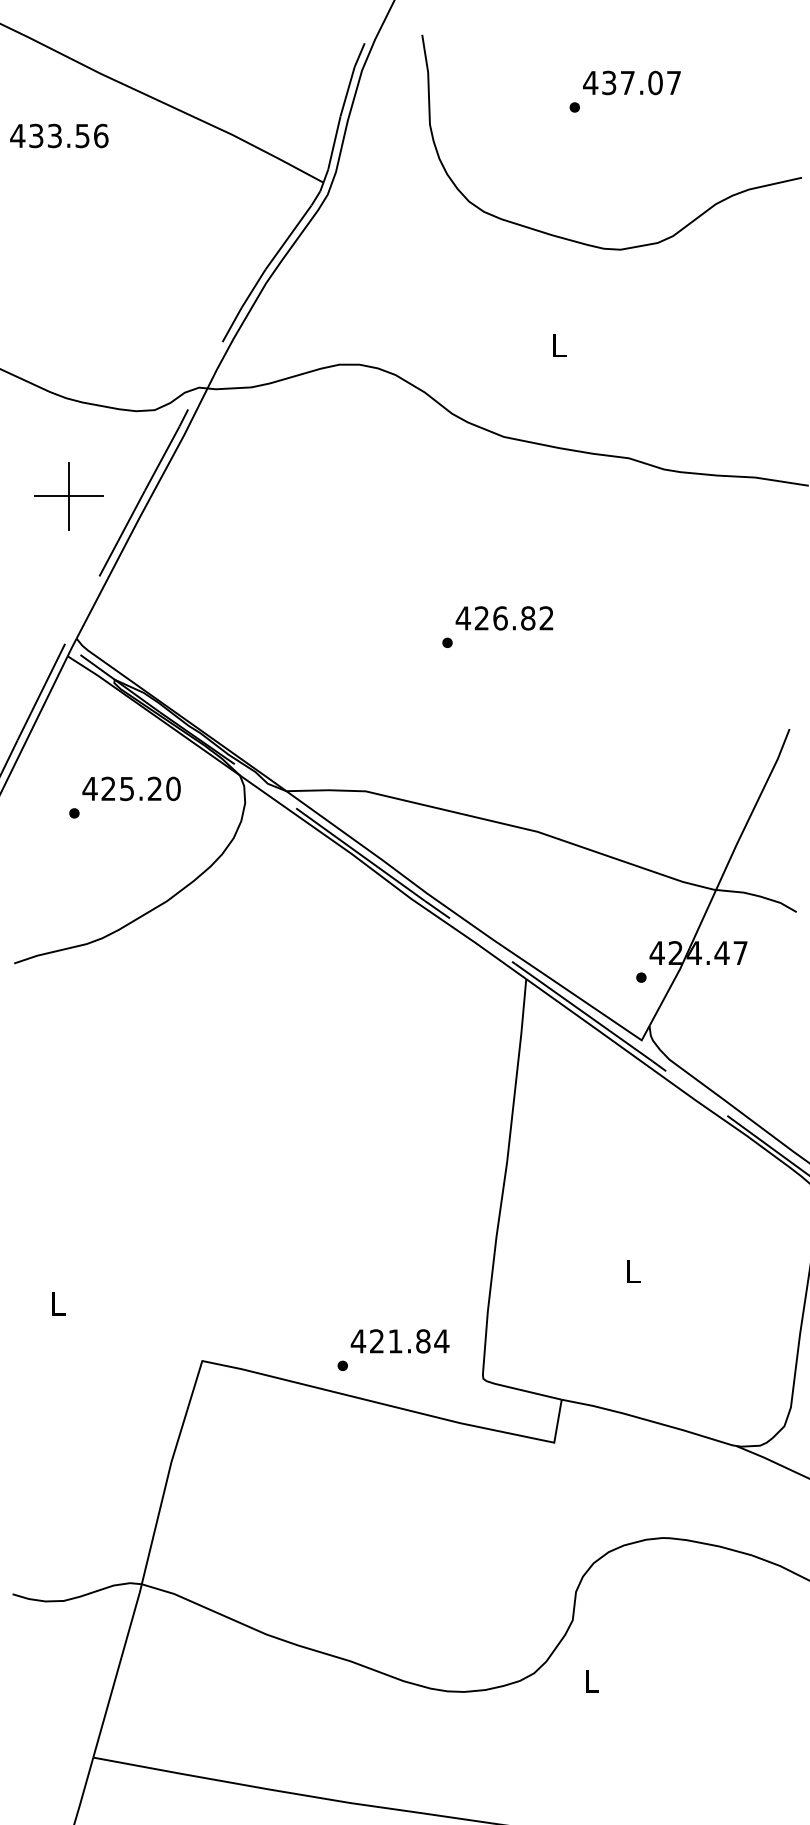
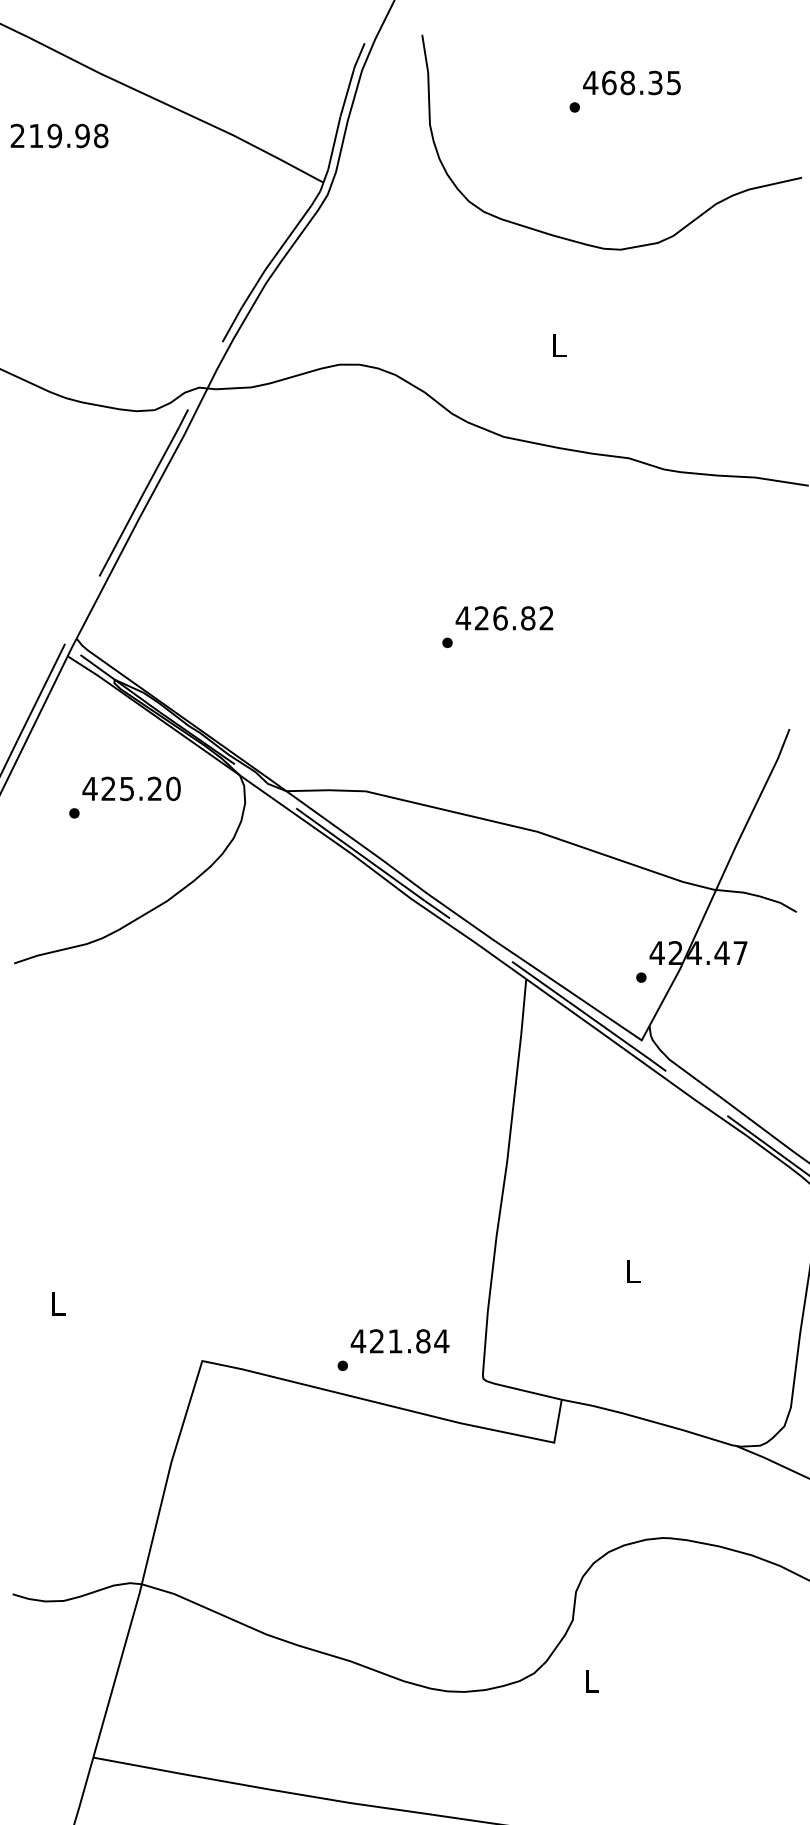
text: 437.07 -> 468.35 (641, 82)
text: 433.56 -> 219.98 (59, 135)
part: present -> none (68, 496)
